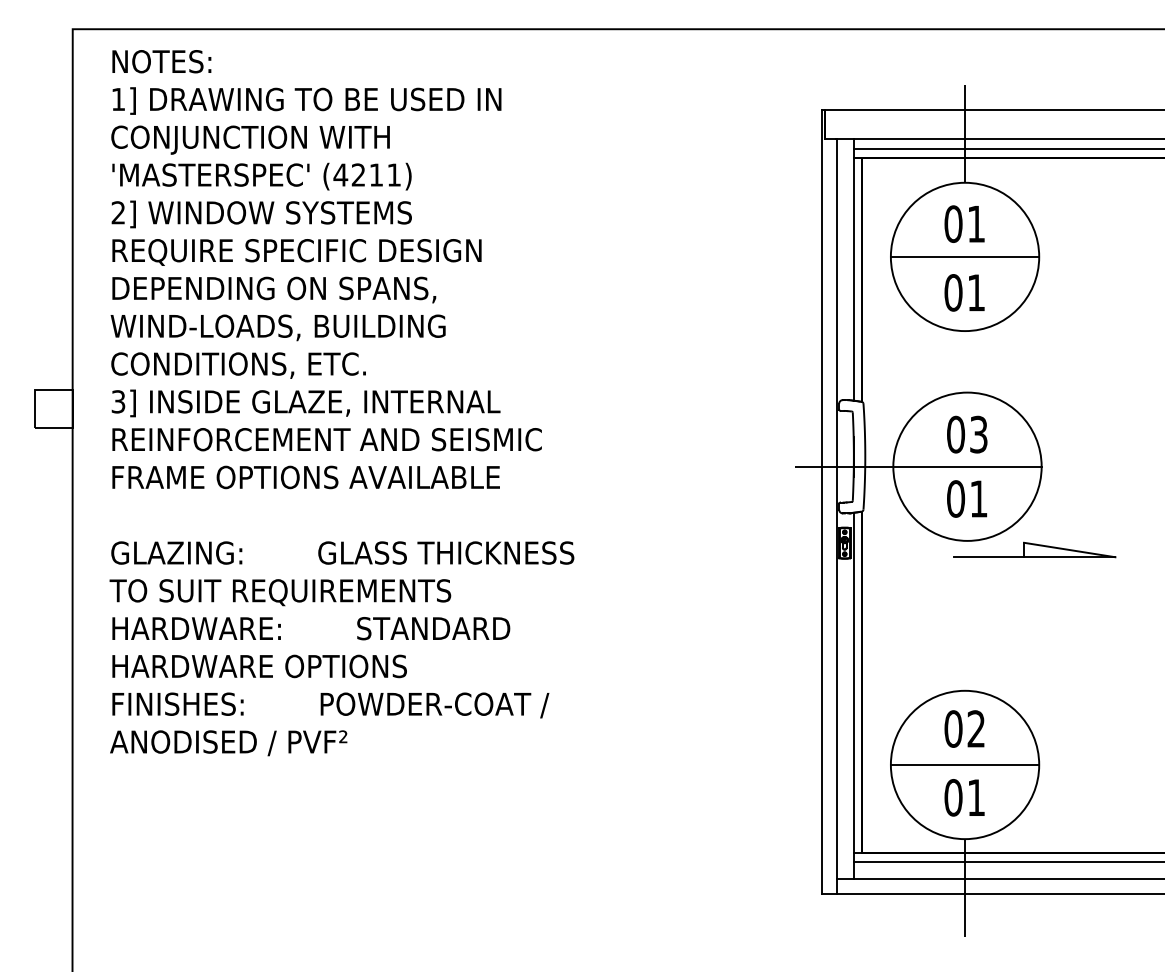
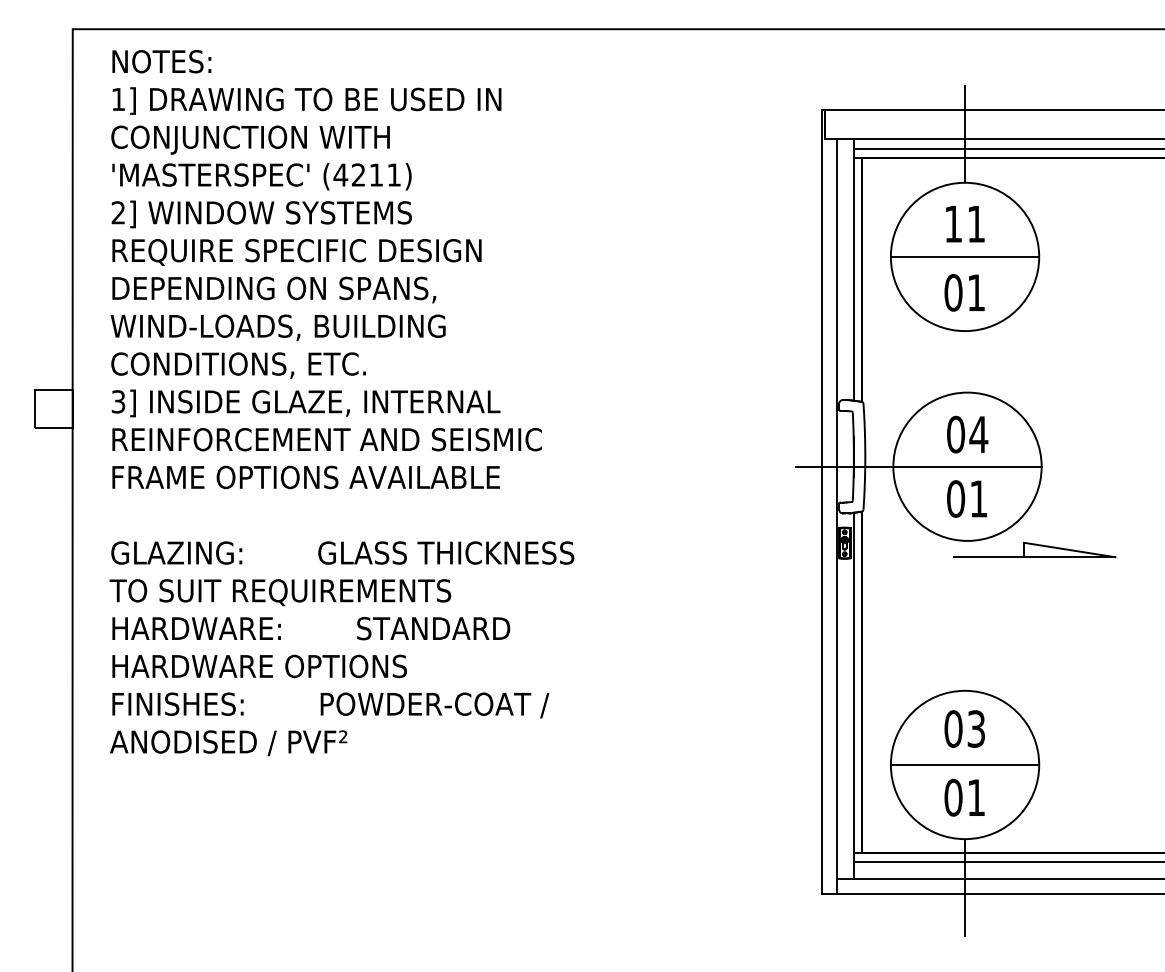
text: 01 -> 11 (953, 223)
text: 03 -> 04 (978, 434)
text: 02 -> 03 (975, 728)
